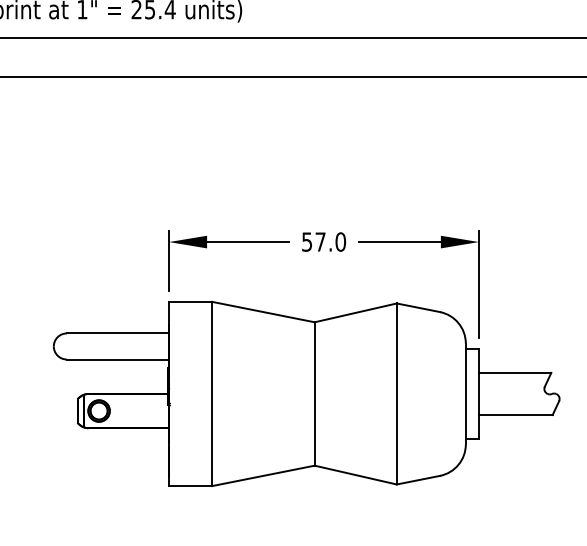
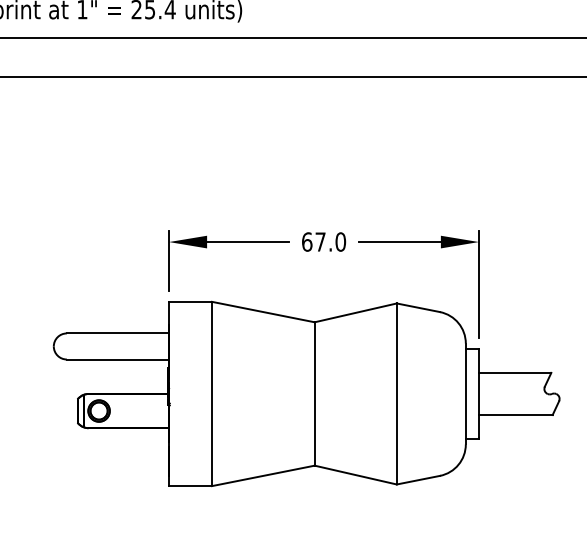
text: 57.0 -> 67.0 (307, 241)
